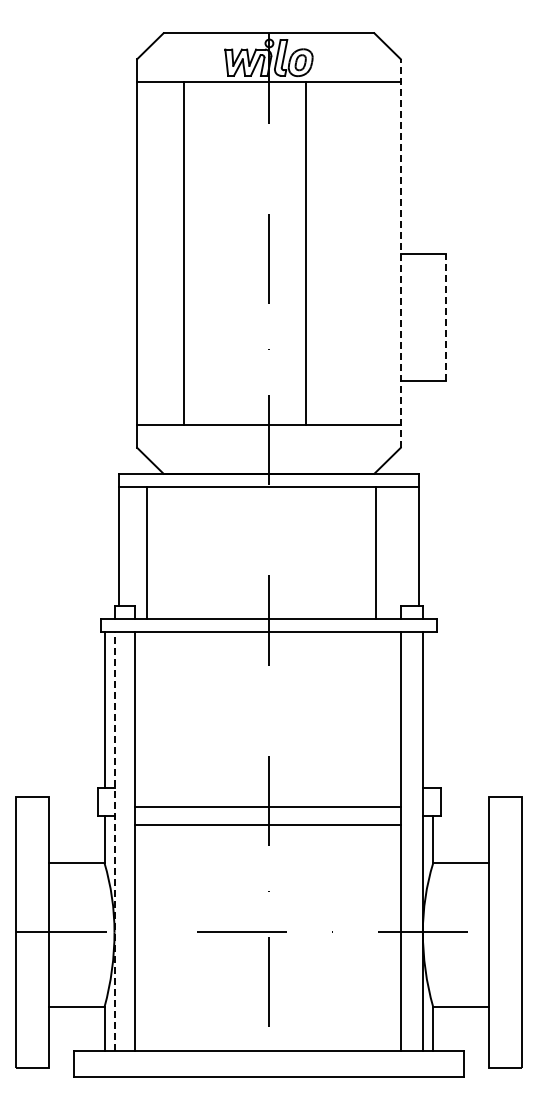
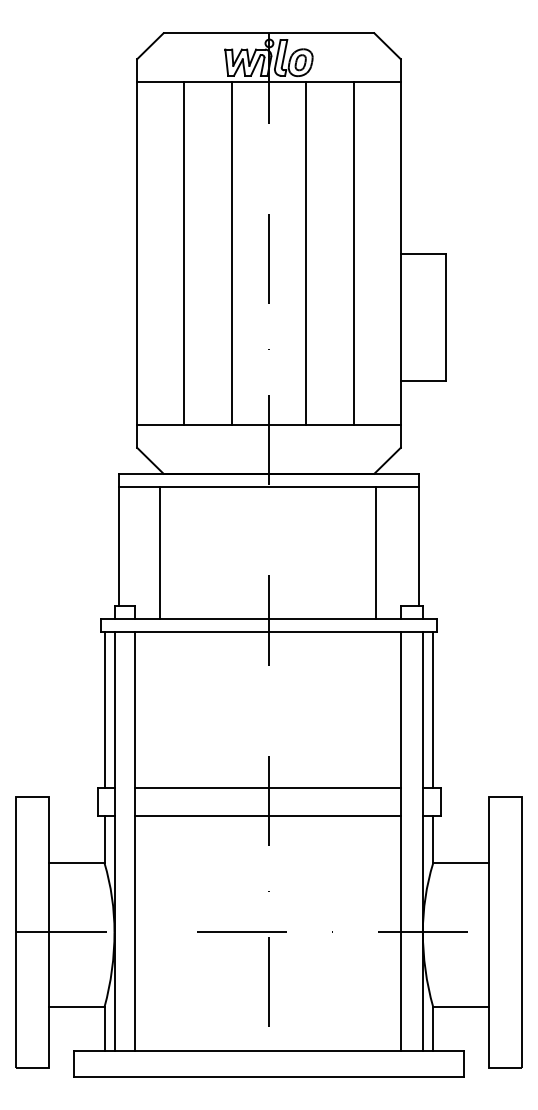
line: none -> present (231, 253)
line: none -> present (354, 253)
line: dashed -> solid (400, 253)
line: dashed -> solid (445, 317)
line position: (146, 552) -> (159, 552) (159, 552)
line: none -> present (433, 709)
line position: (268, 806) -> (268, 787) (268, 787)
line position: (268, 825) -> (268, 816) (268, 816)
line: dashed -> solid (114, 840)
